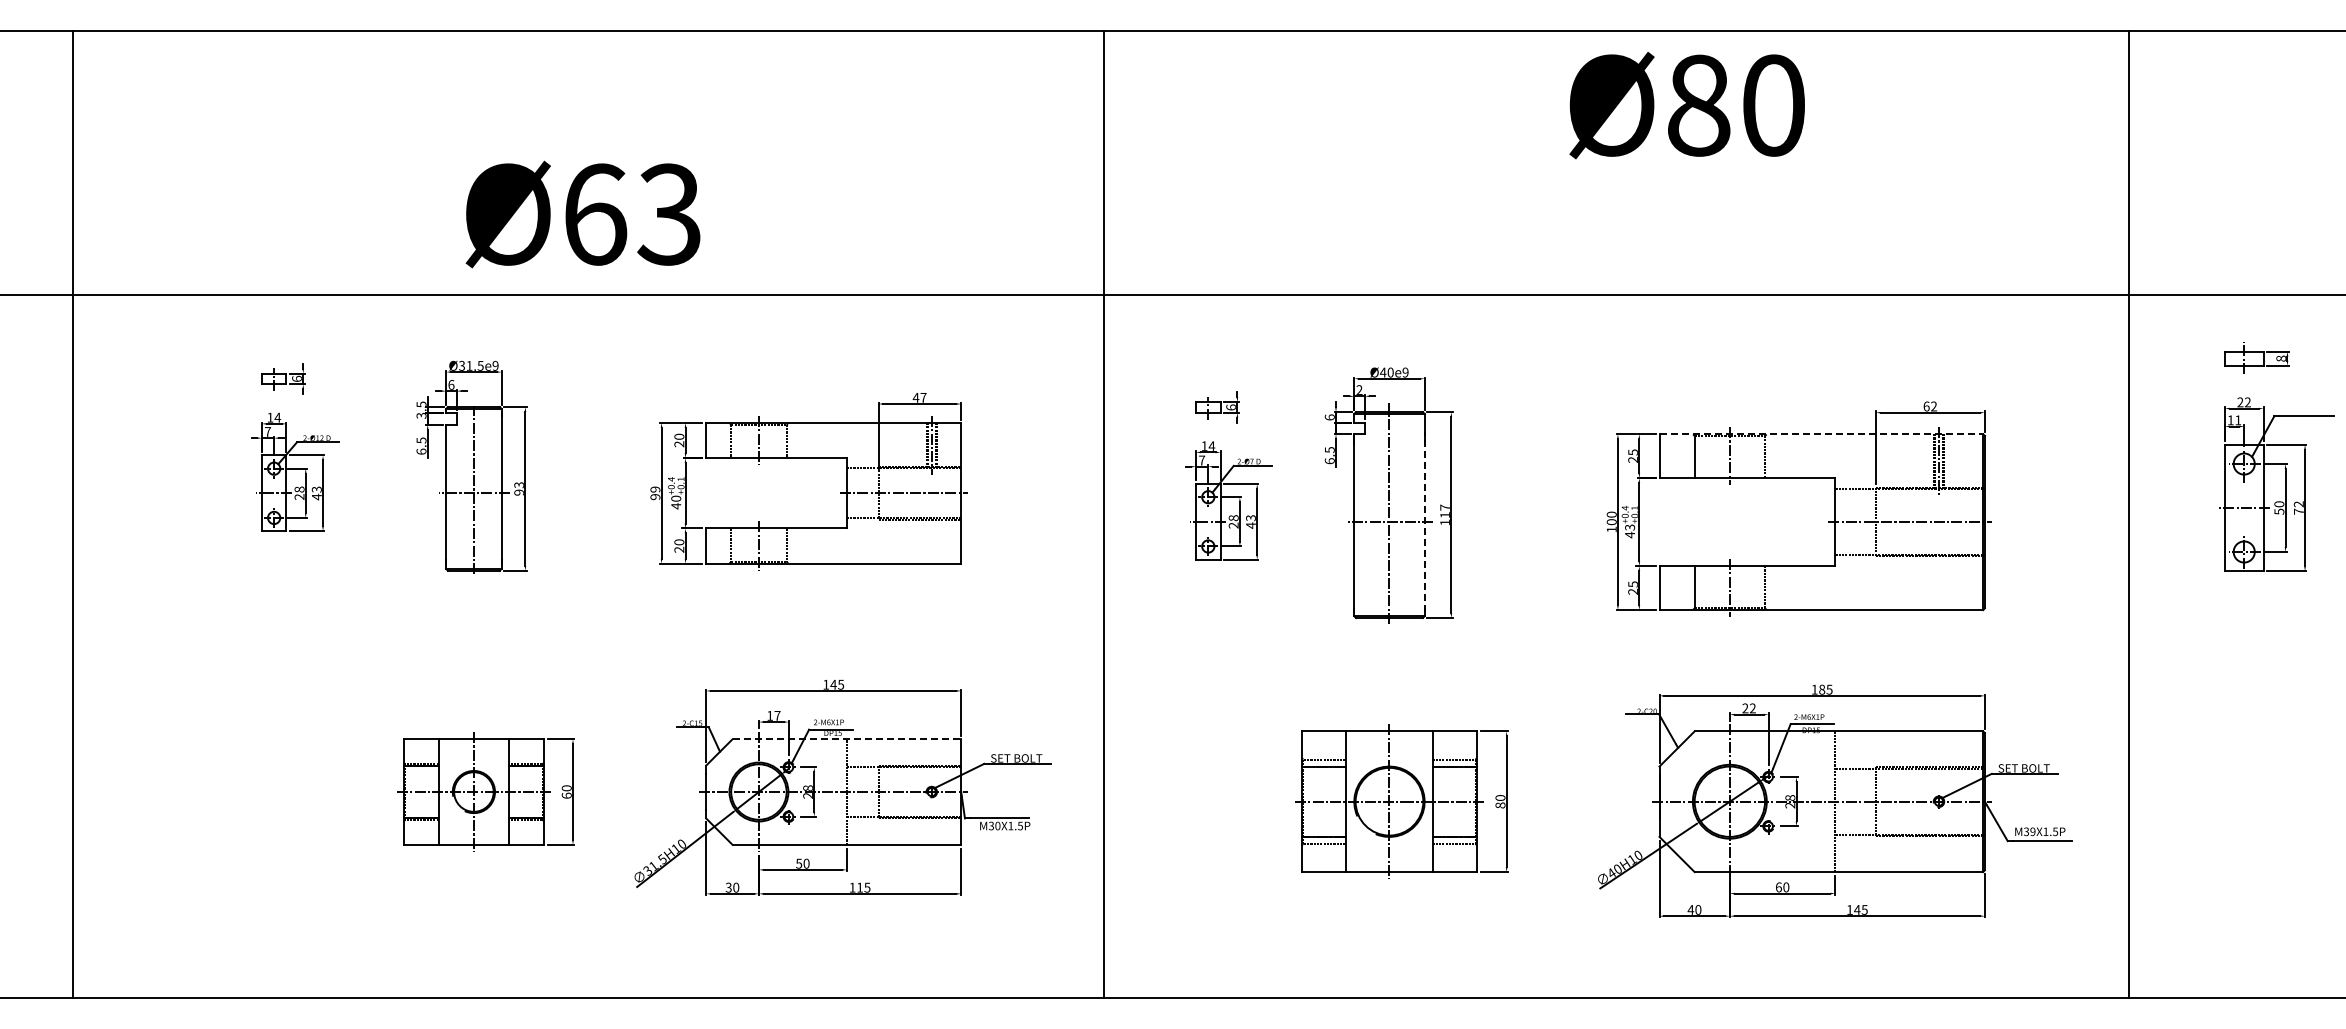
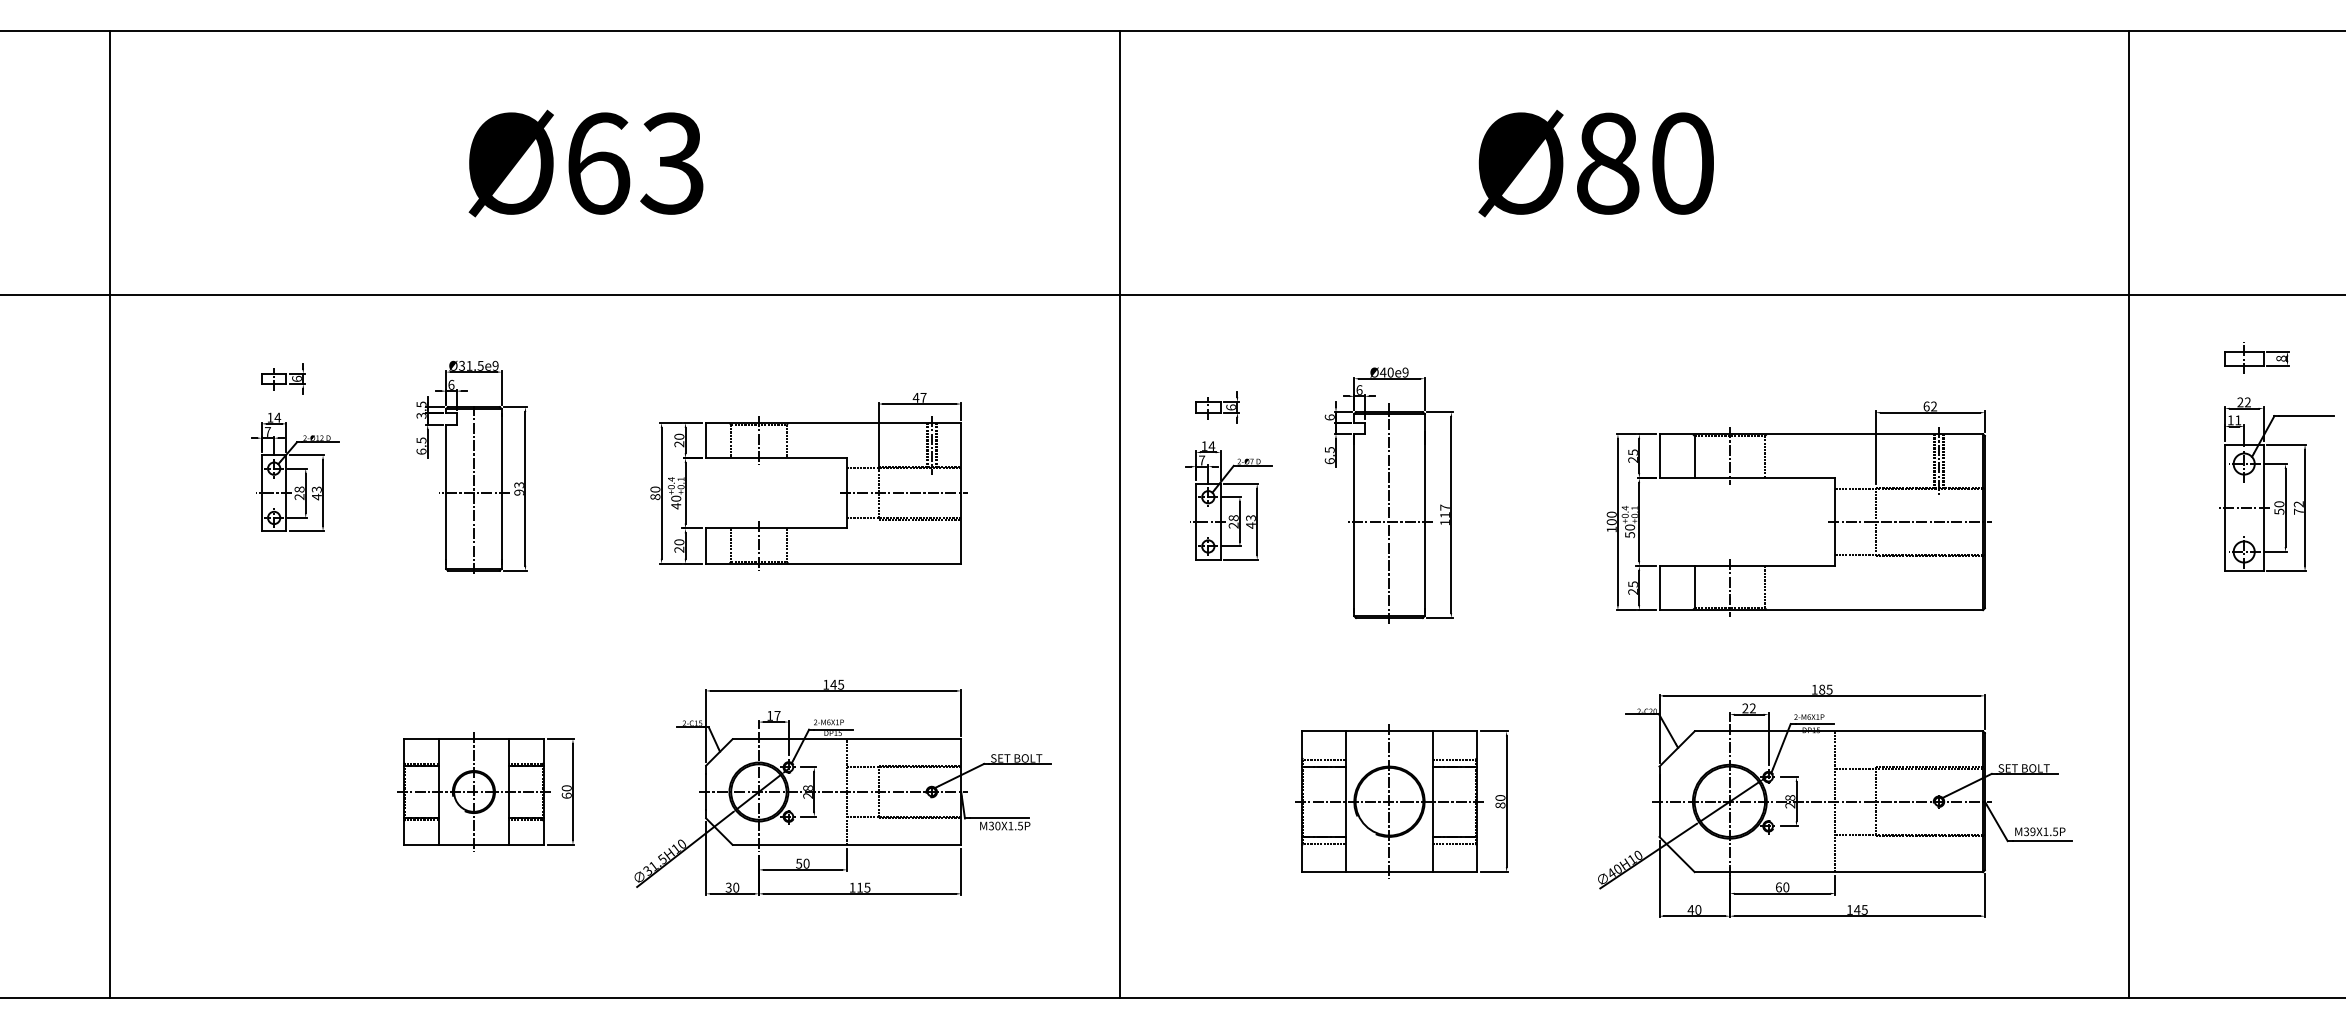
text position: (1686, 105) -> (1595, 163) (1595, 163)
text position: (582, 214) -> (585, 163) (585, 163)
text: 2 -> 6 (1359, 389)
line: dashed -> solid (1821, 434)
text: 99 -> 80 (655, 493)
line position: (72, 514) -> (109, 514) (109, 514)
line position: (1103, 514) -> (1119, 514) (1119, 514)
line: dashed -> solid (1424, 521)
text: 43 -> 50 (1630, 531)
line: dashed -> solid (847, 739)
